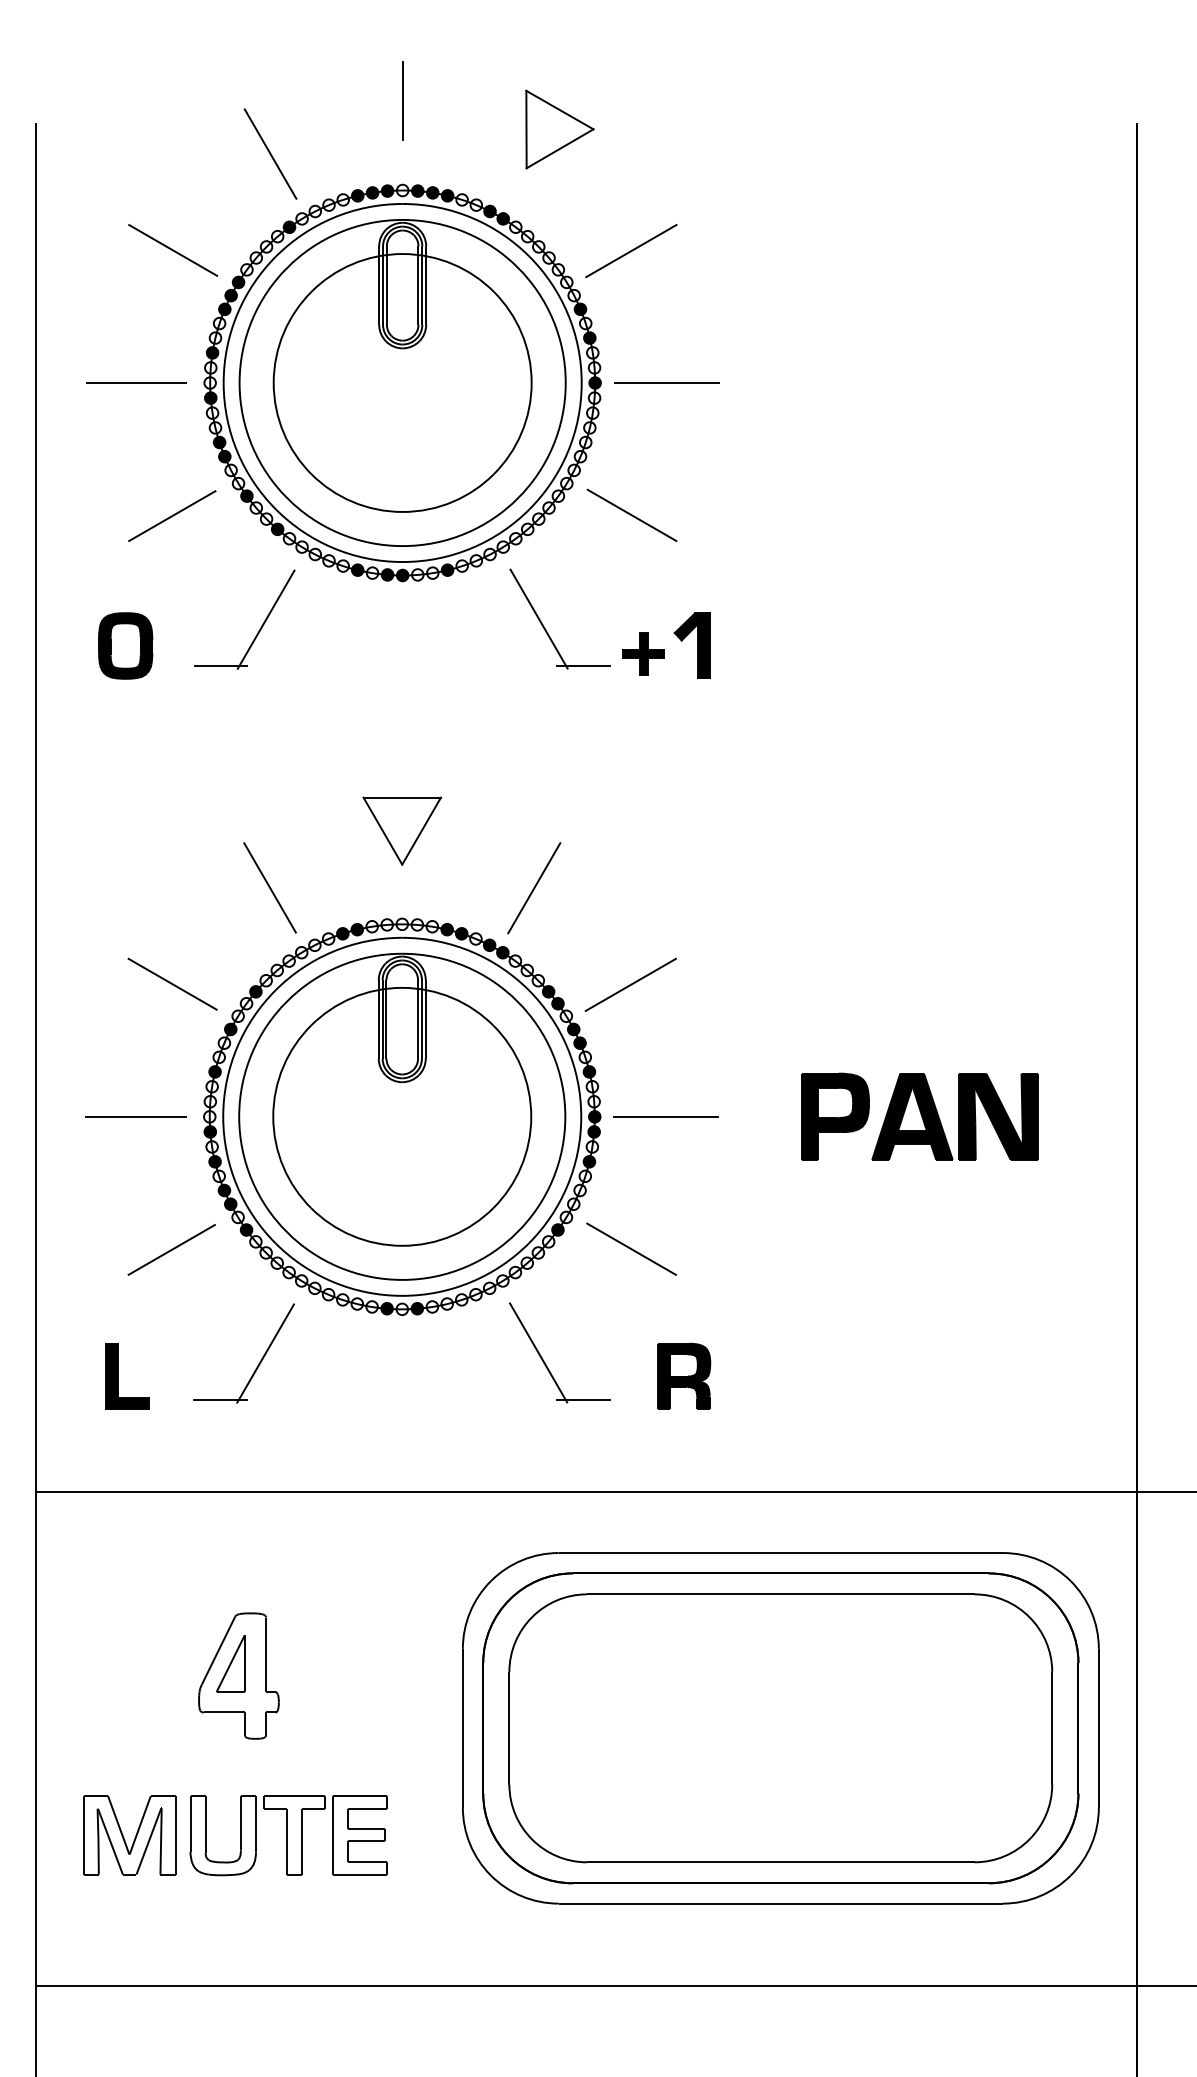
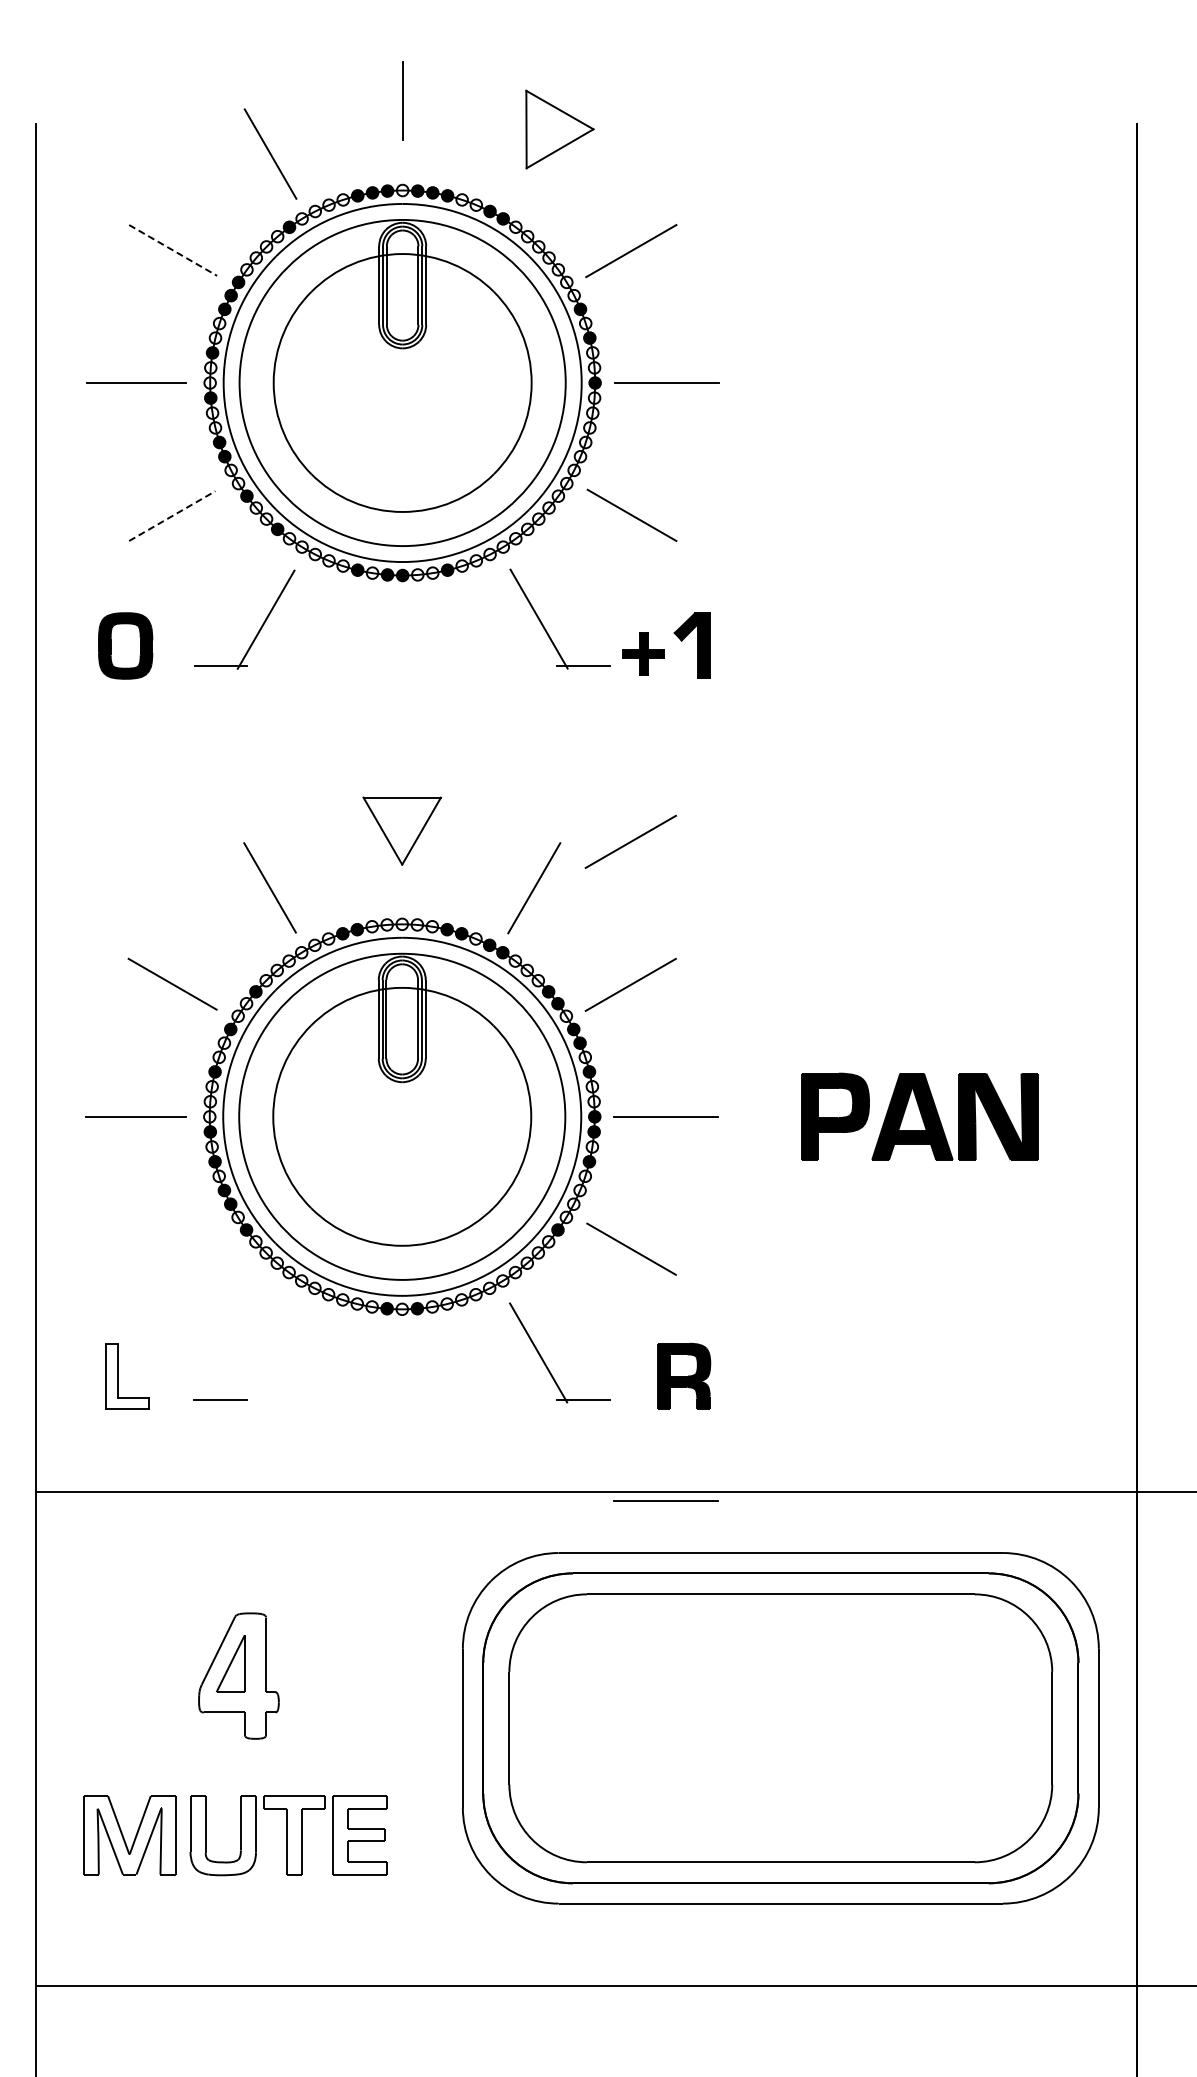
line: solid -> dashed (173, 250)
line: solid -> dashed (172, 516)
line: none -> present (630, 841)
line: present -> none (171, 1249)
line: present -> none (265, 1353)
fill: present -> none (127, 1375)
line: none -> present (665, 1500)
